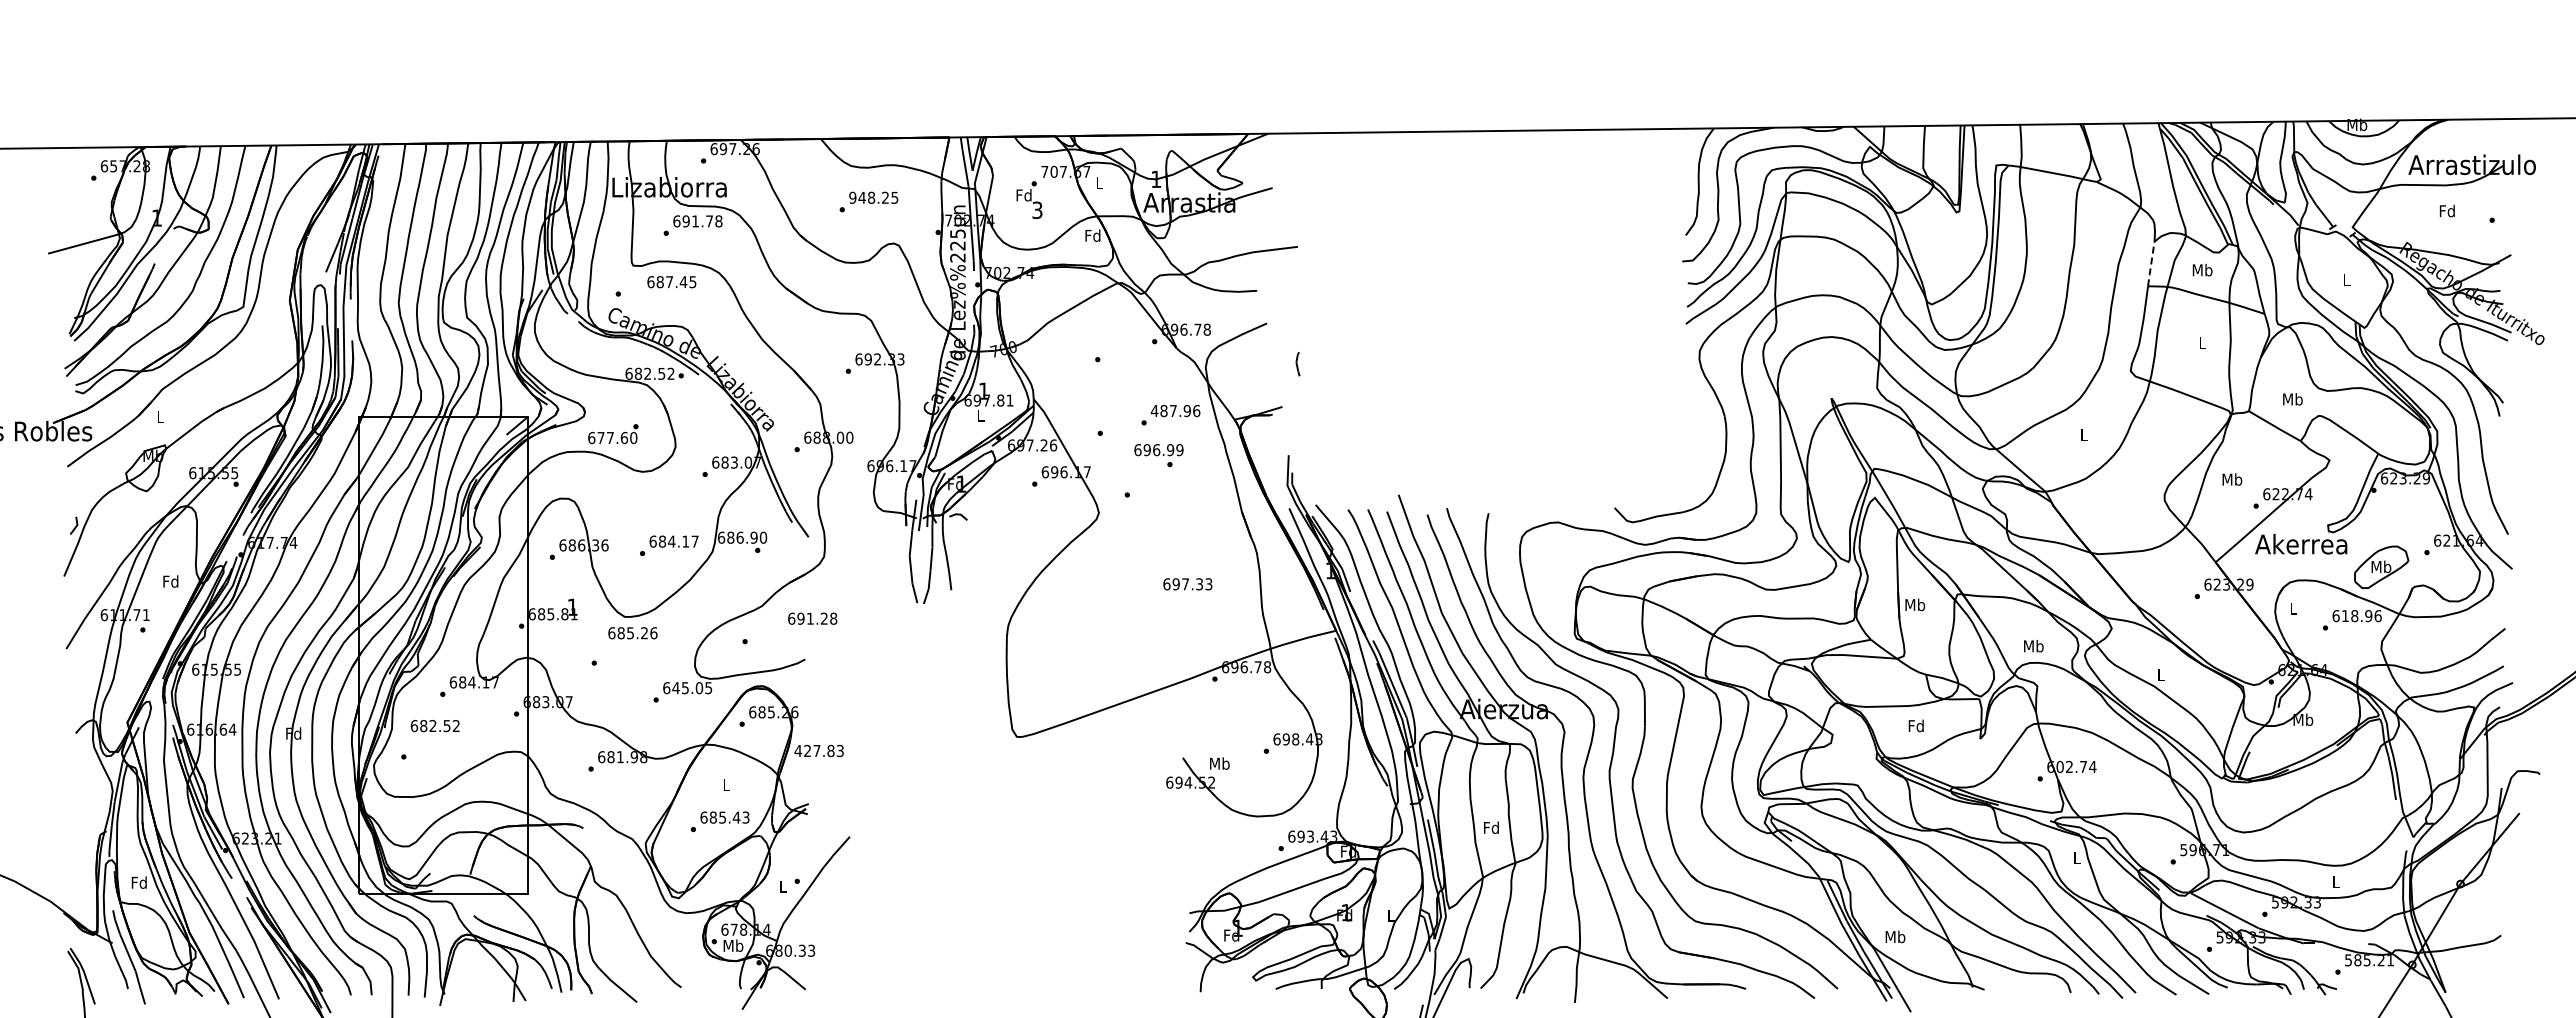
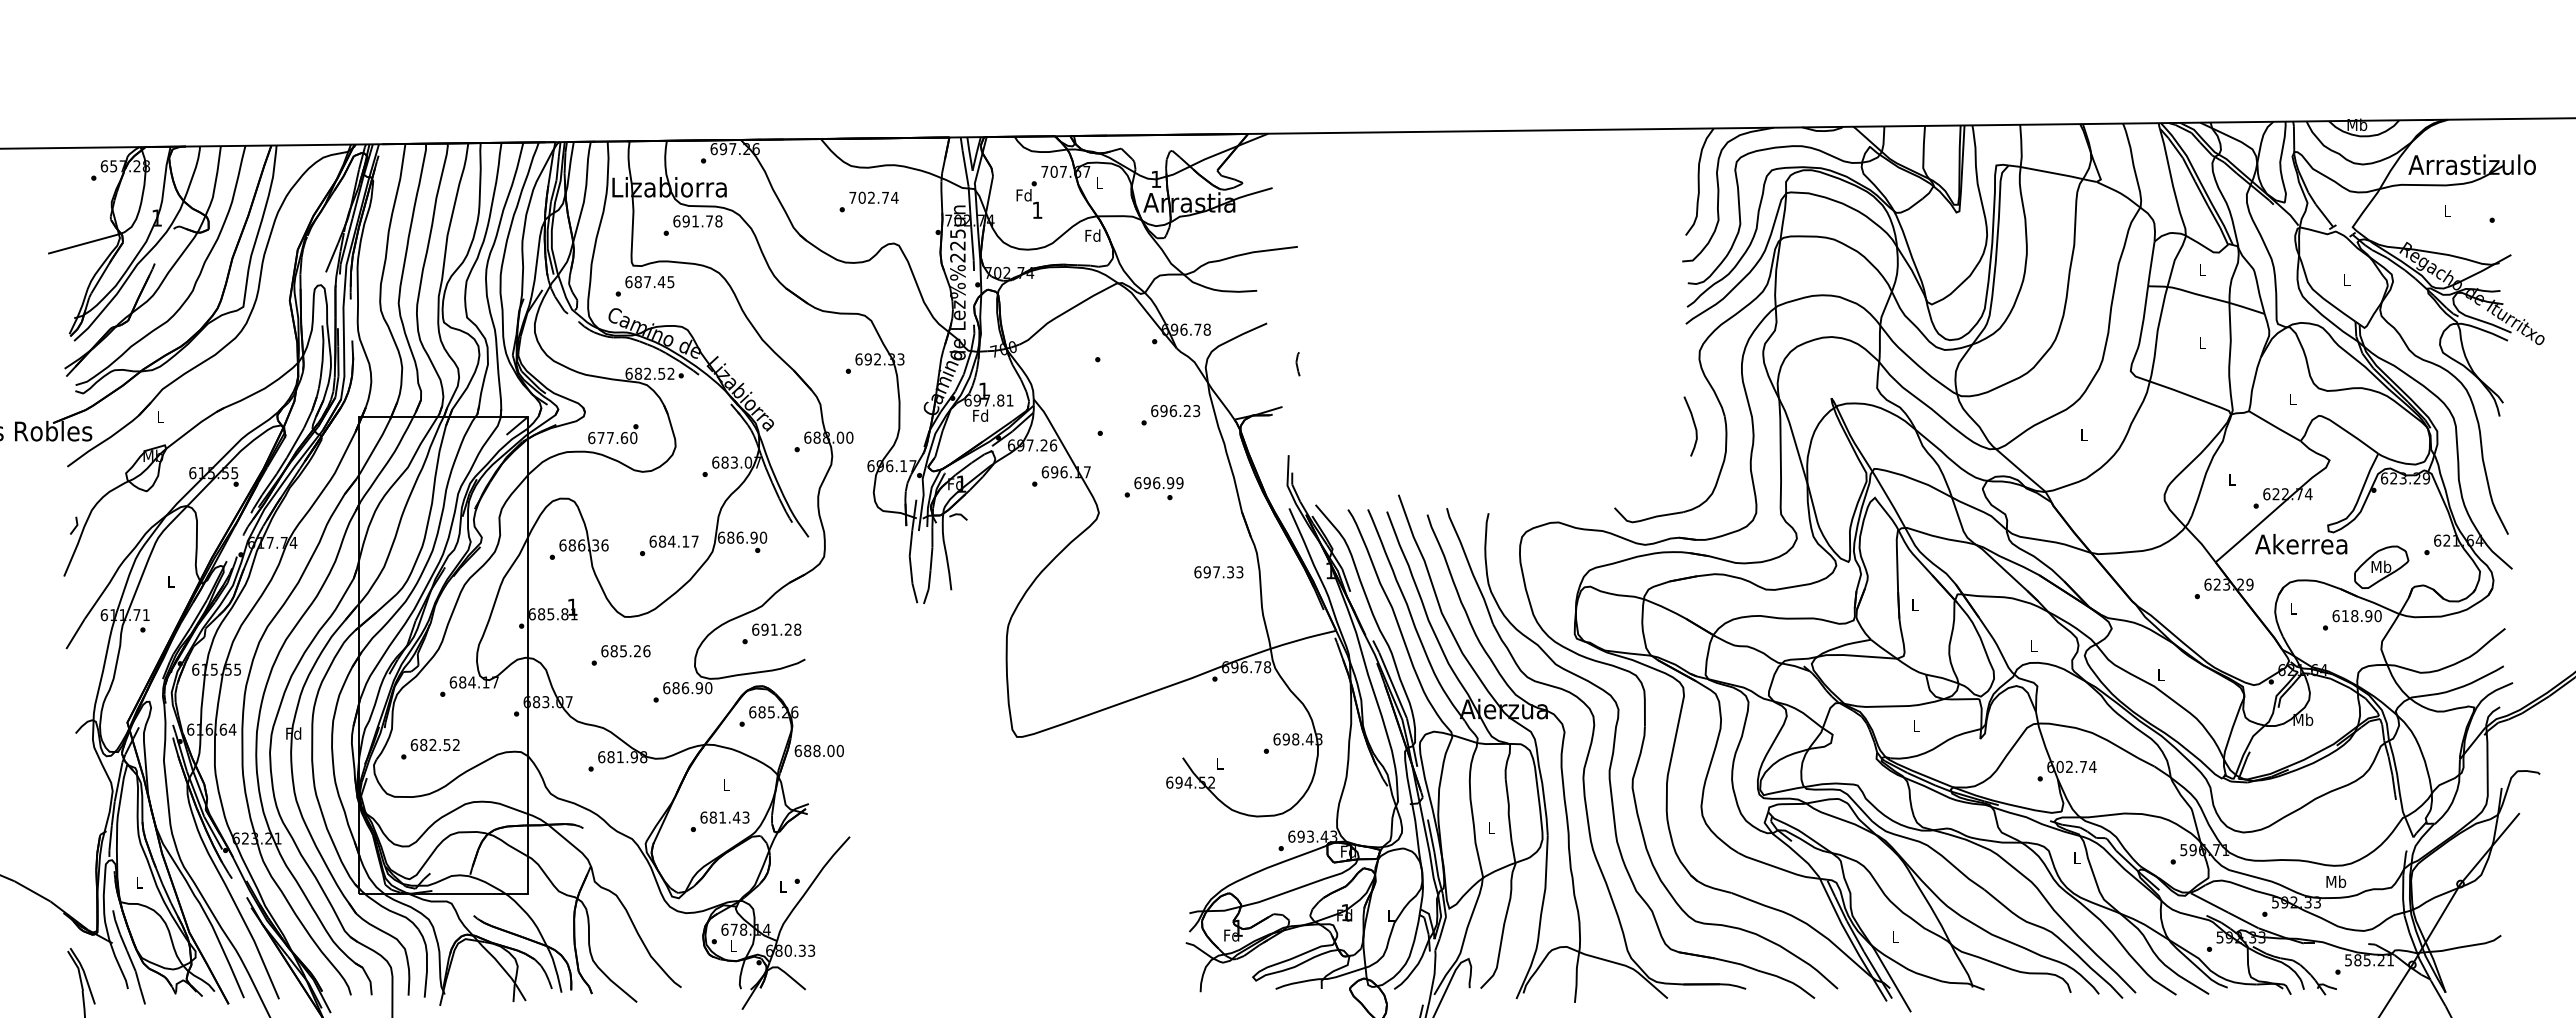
text: 948.25 -> 702.74 (873, 197)
text: 3 -> 1 (1037, 210)
text: Fd -> L (2446, 210)
line: dashed -> solid (2151, 263)
text: Mb -> L (2202, 269)
text position: (671, 282) -> (649, 282) (649, 282)
text: Mb -> L (2292, 399)
text: 487.96 -> 696.23 (1175, 410)
text: L -> Fd (980, 415)
curve: none -> present (1693, 424)
text position: (1158, 455) -> (1158, 488) (1158, 488)
text: Mb -> L (2232, 479)
text: Fd -> L (170, 581)
text position: (1187, 584) -> (1218, 572) (1218, 572)
text: Mb -> L (1915, 604)
text: 618.96 -> 618.90 (2377, 615)
text position: (812, 618) -> (776, 629) (776, 629)
text position: (632, 633) -> (625, 651) (625, 651)
text: Mb -> L (2033, 646)
text: 645.05 -> 686.90 (692, 688)
text: Fd -> L (1915, 725)
text position: (434, 726) -> (434, 745) (434, 745)
text: 427.83 -> 688.00 (818, 750)
text: Mb -> L (1219, 763)
text: 685.43 -> 681.43 (722, 817)
text: Fd -> L (1491, 827)
text: L -> Mb (2336, 881)
text: Fd -> L (138, 882)
text: Mb -> L (1895, 936)
text: Mb -> L (733, 945)
